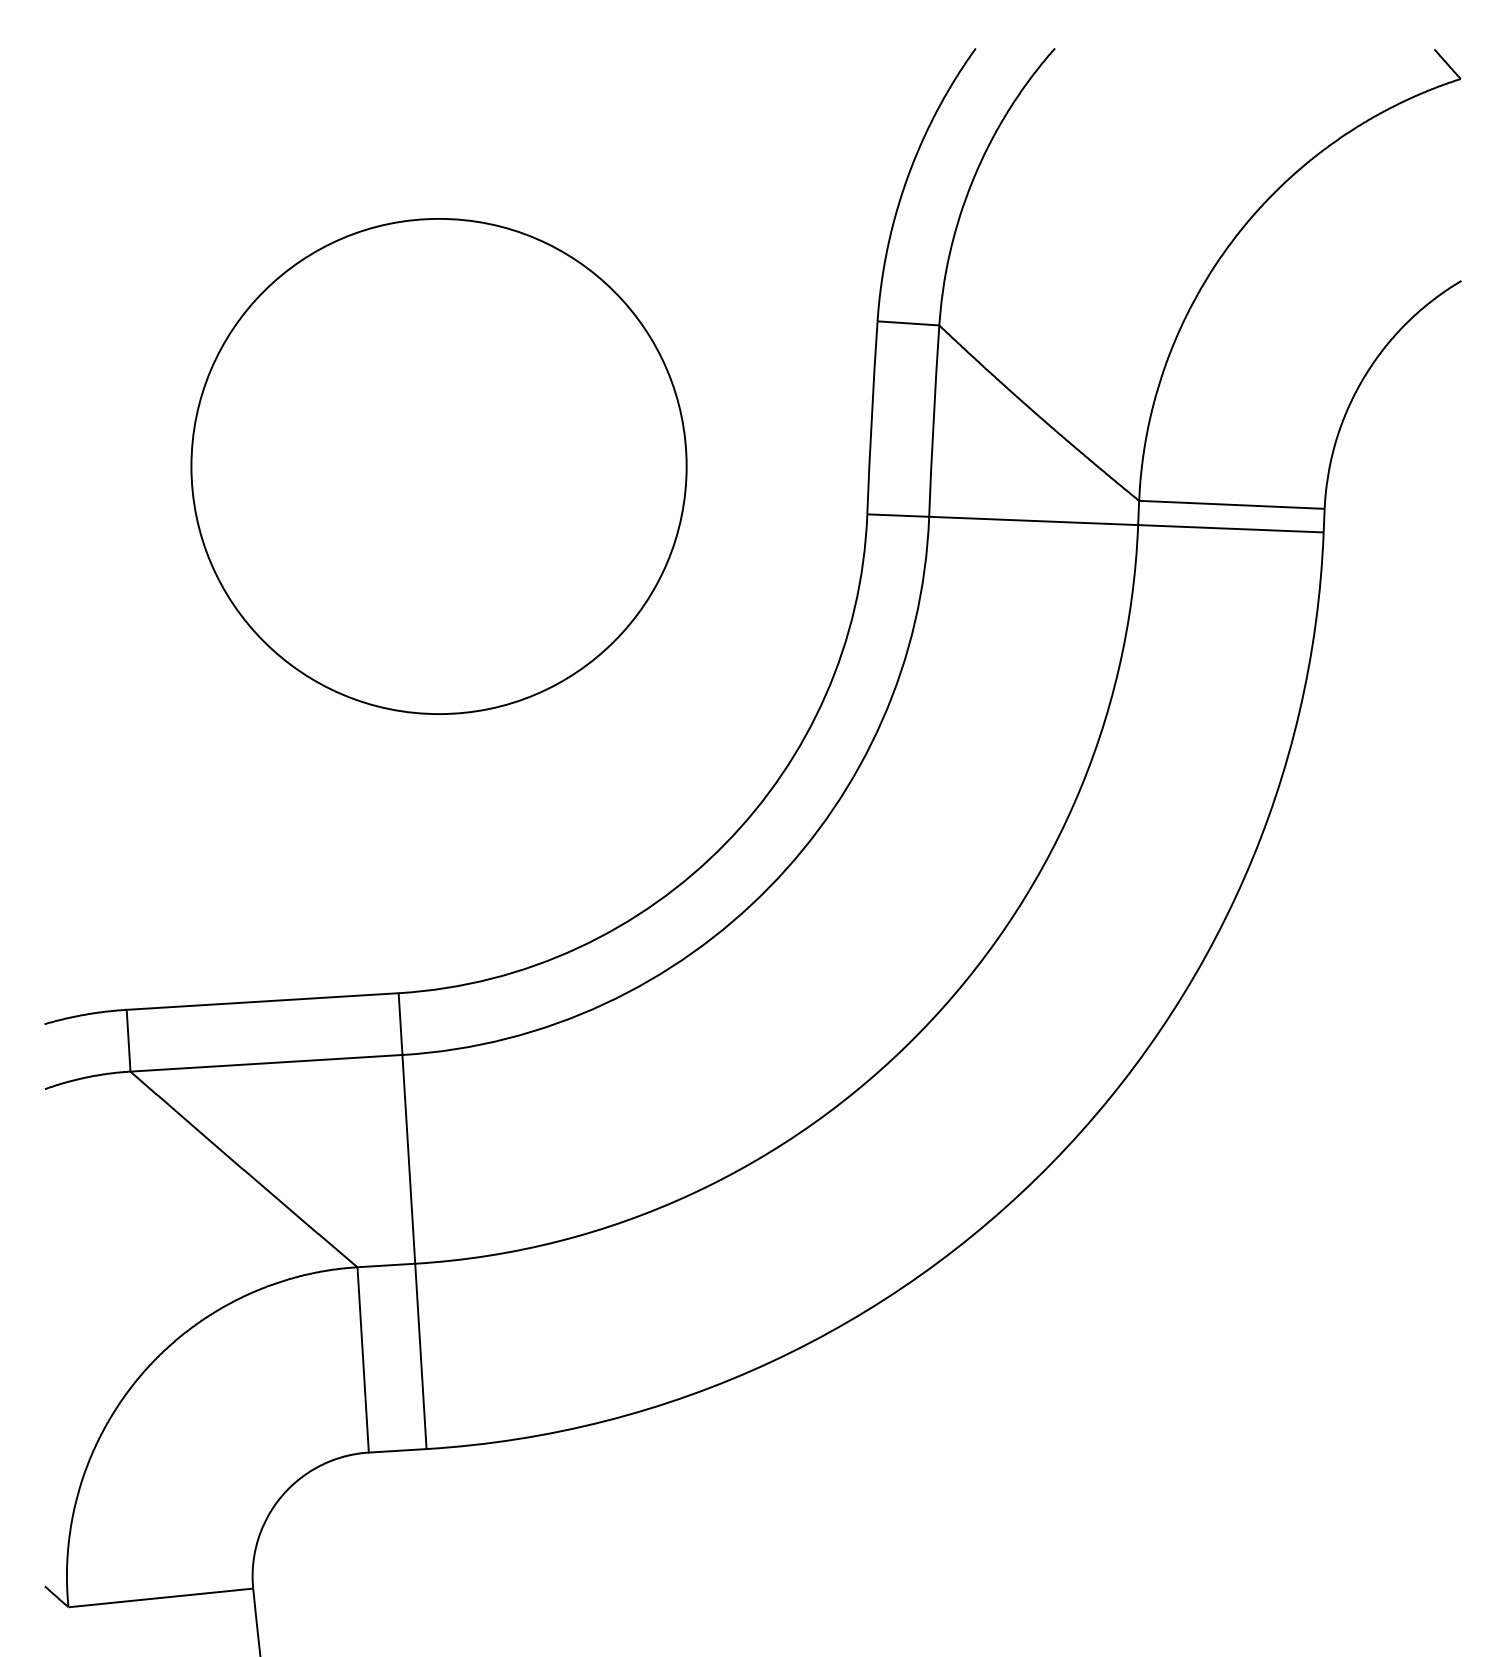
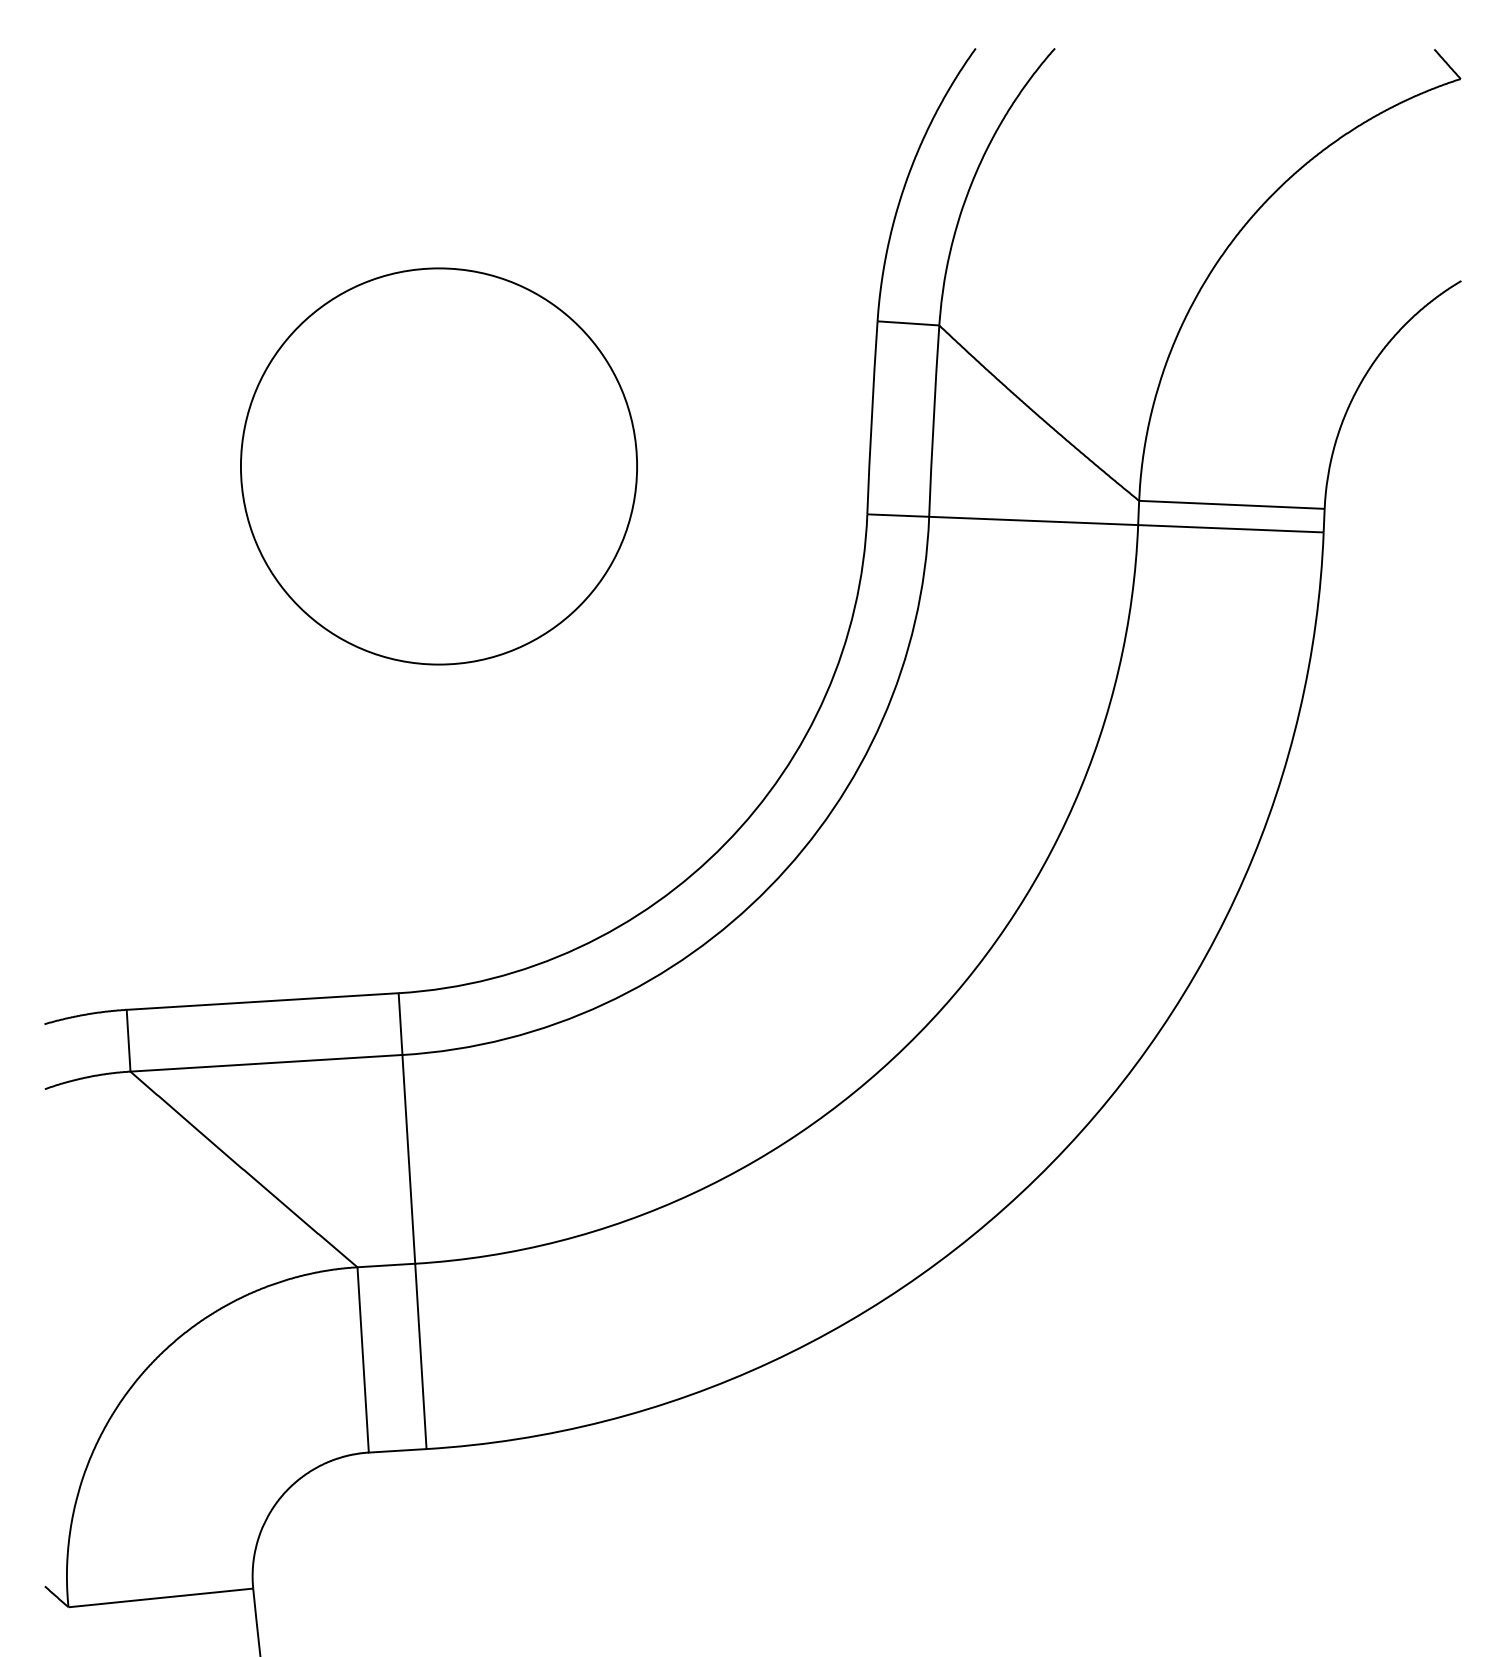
circle size: 498x497 px -> 398x399 px (438, 466)
